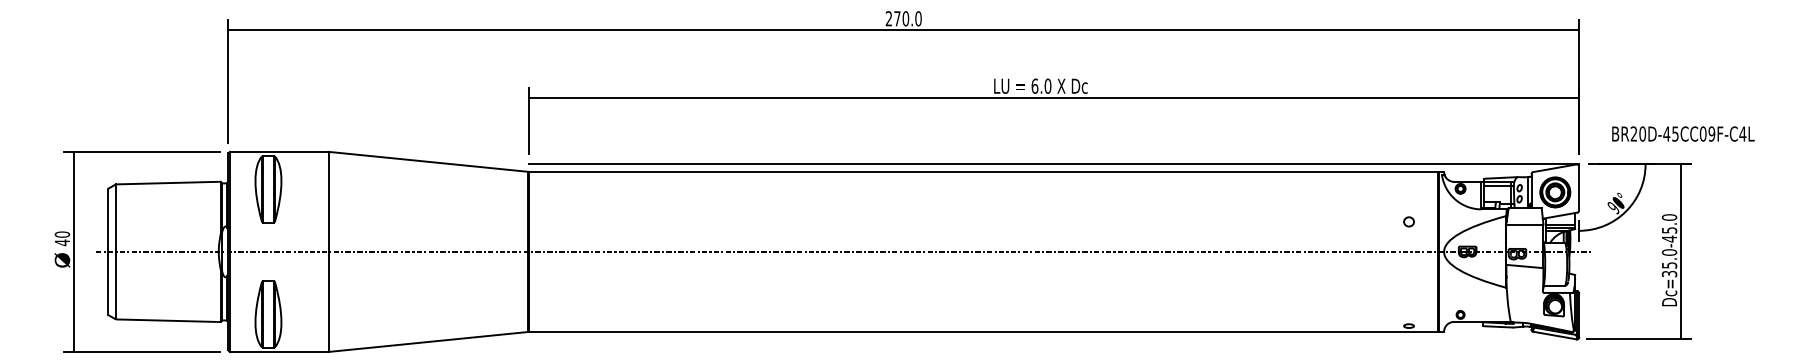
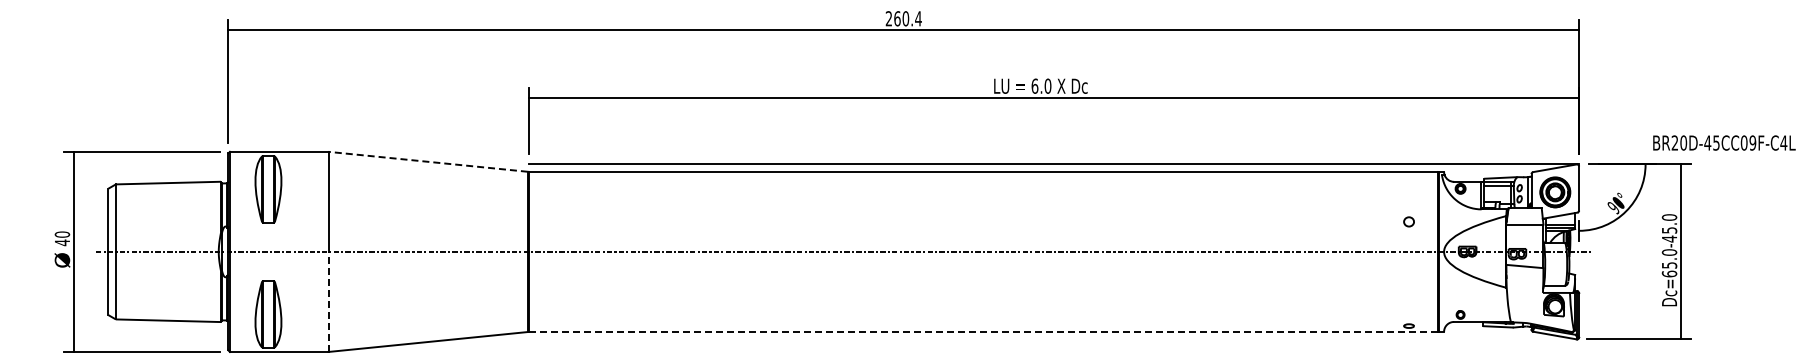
text: 270.0 -> 260.4 (907, 18)
text position: (1683, 133) -> (1724, 142) (1724, 142)
line: solid -> dashed (427, 161)
text: Dc=35.0-45.0 -> Dc=65.0-45.0 (1669, 273)
line: solid -> dashed (328, 301)
line: solid -> dashed (983, 331)
